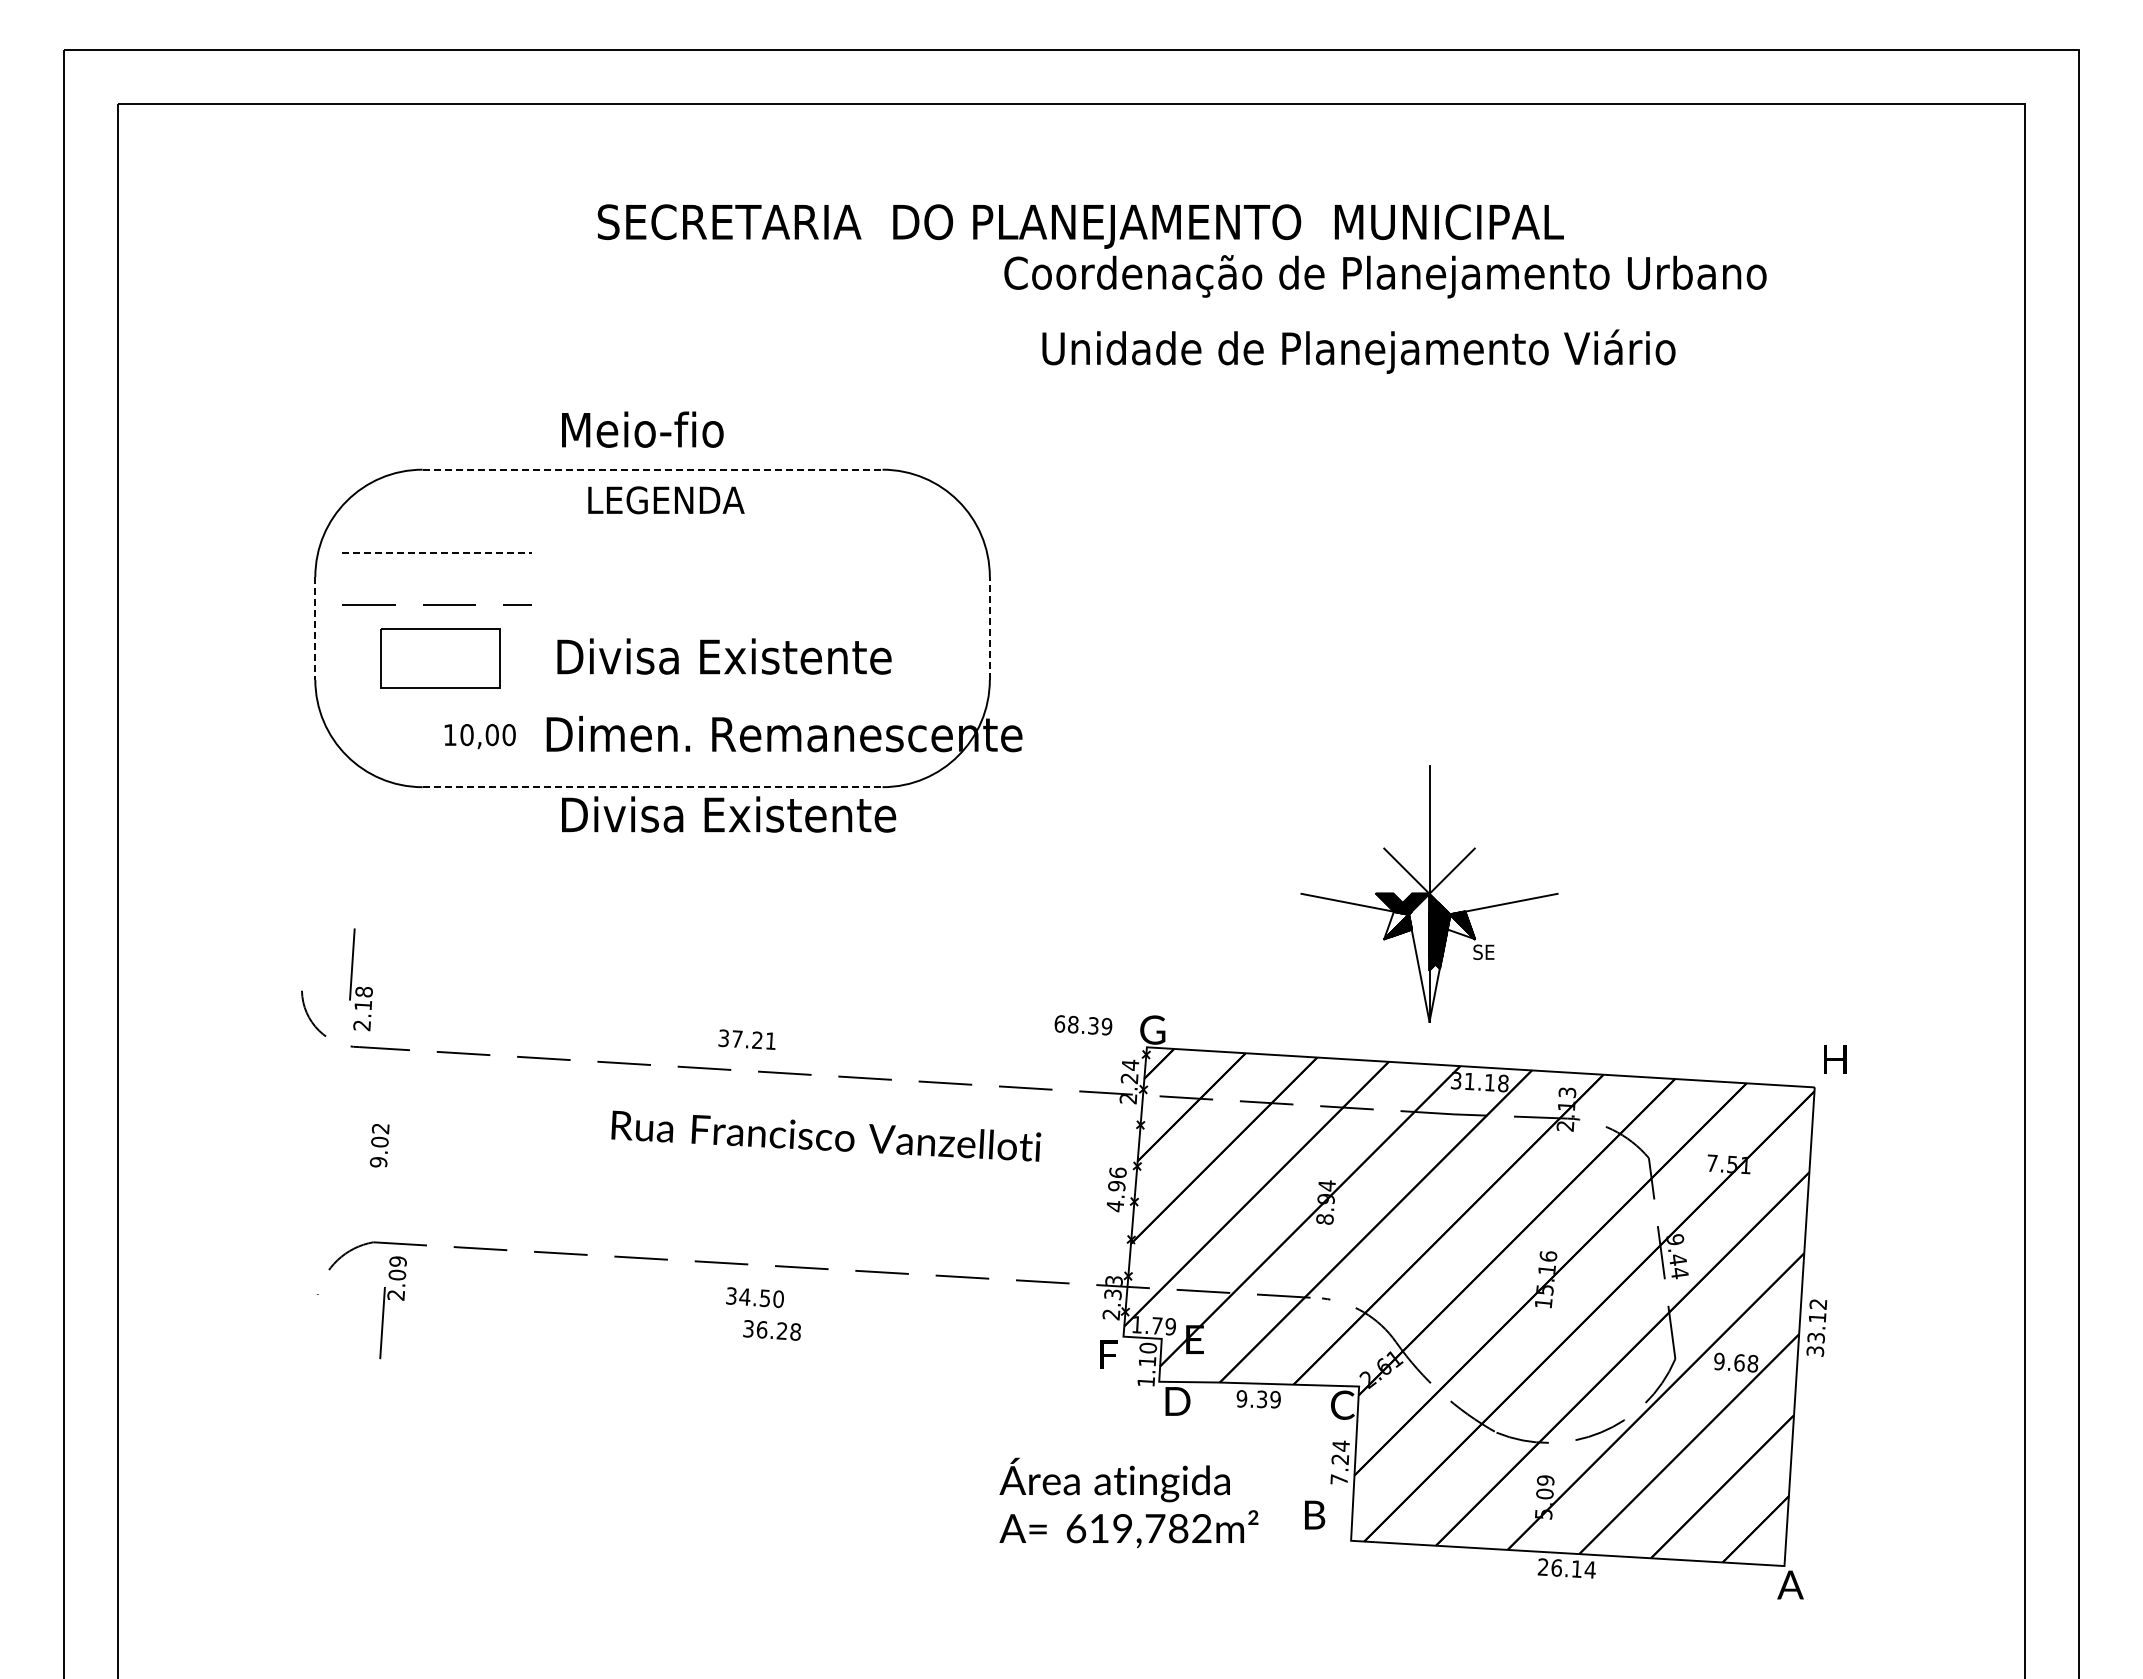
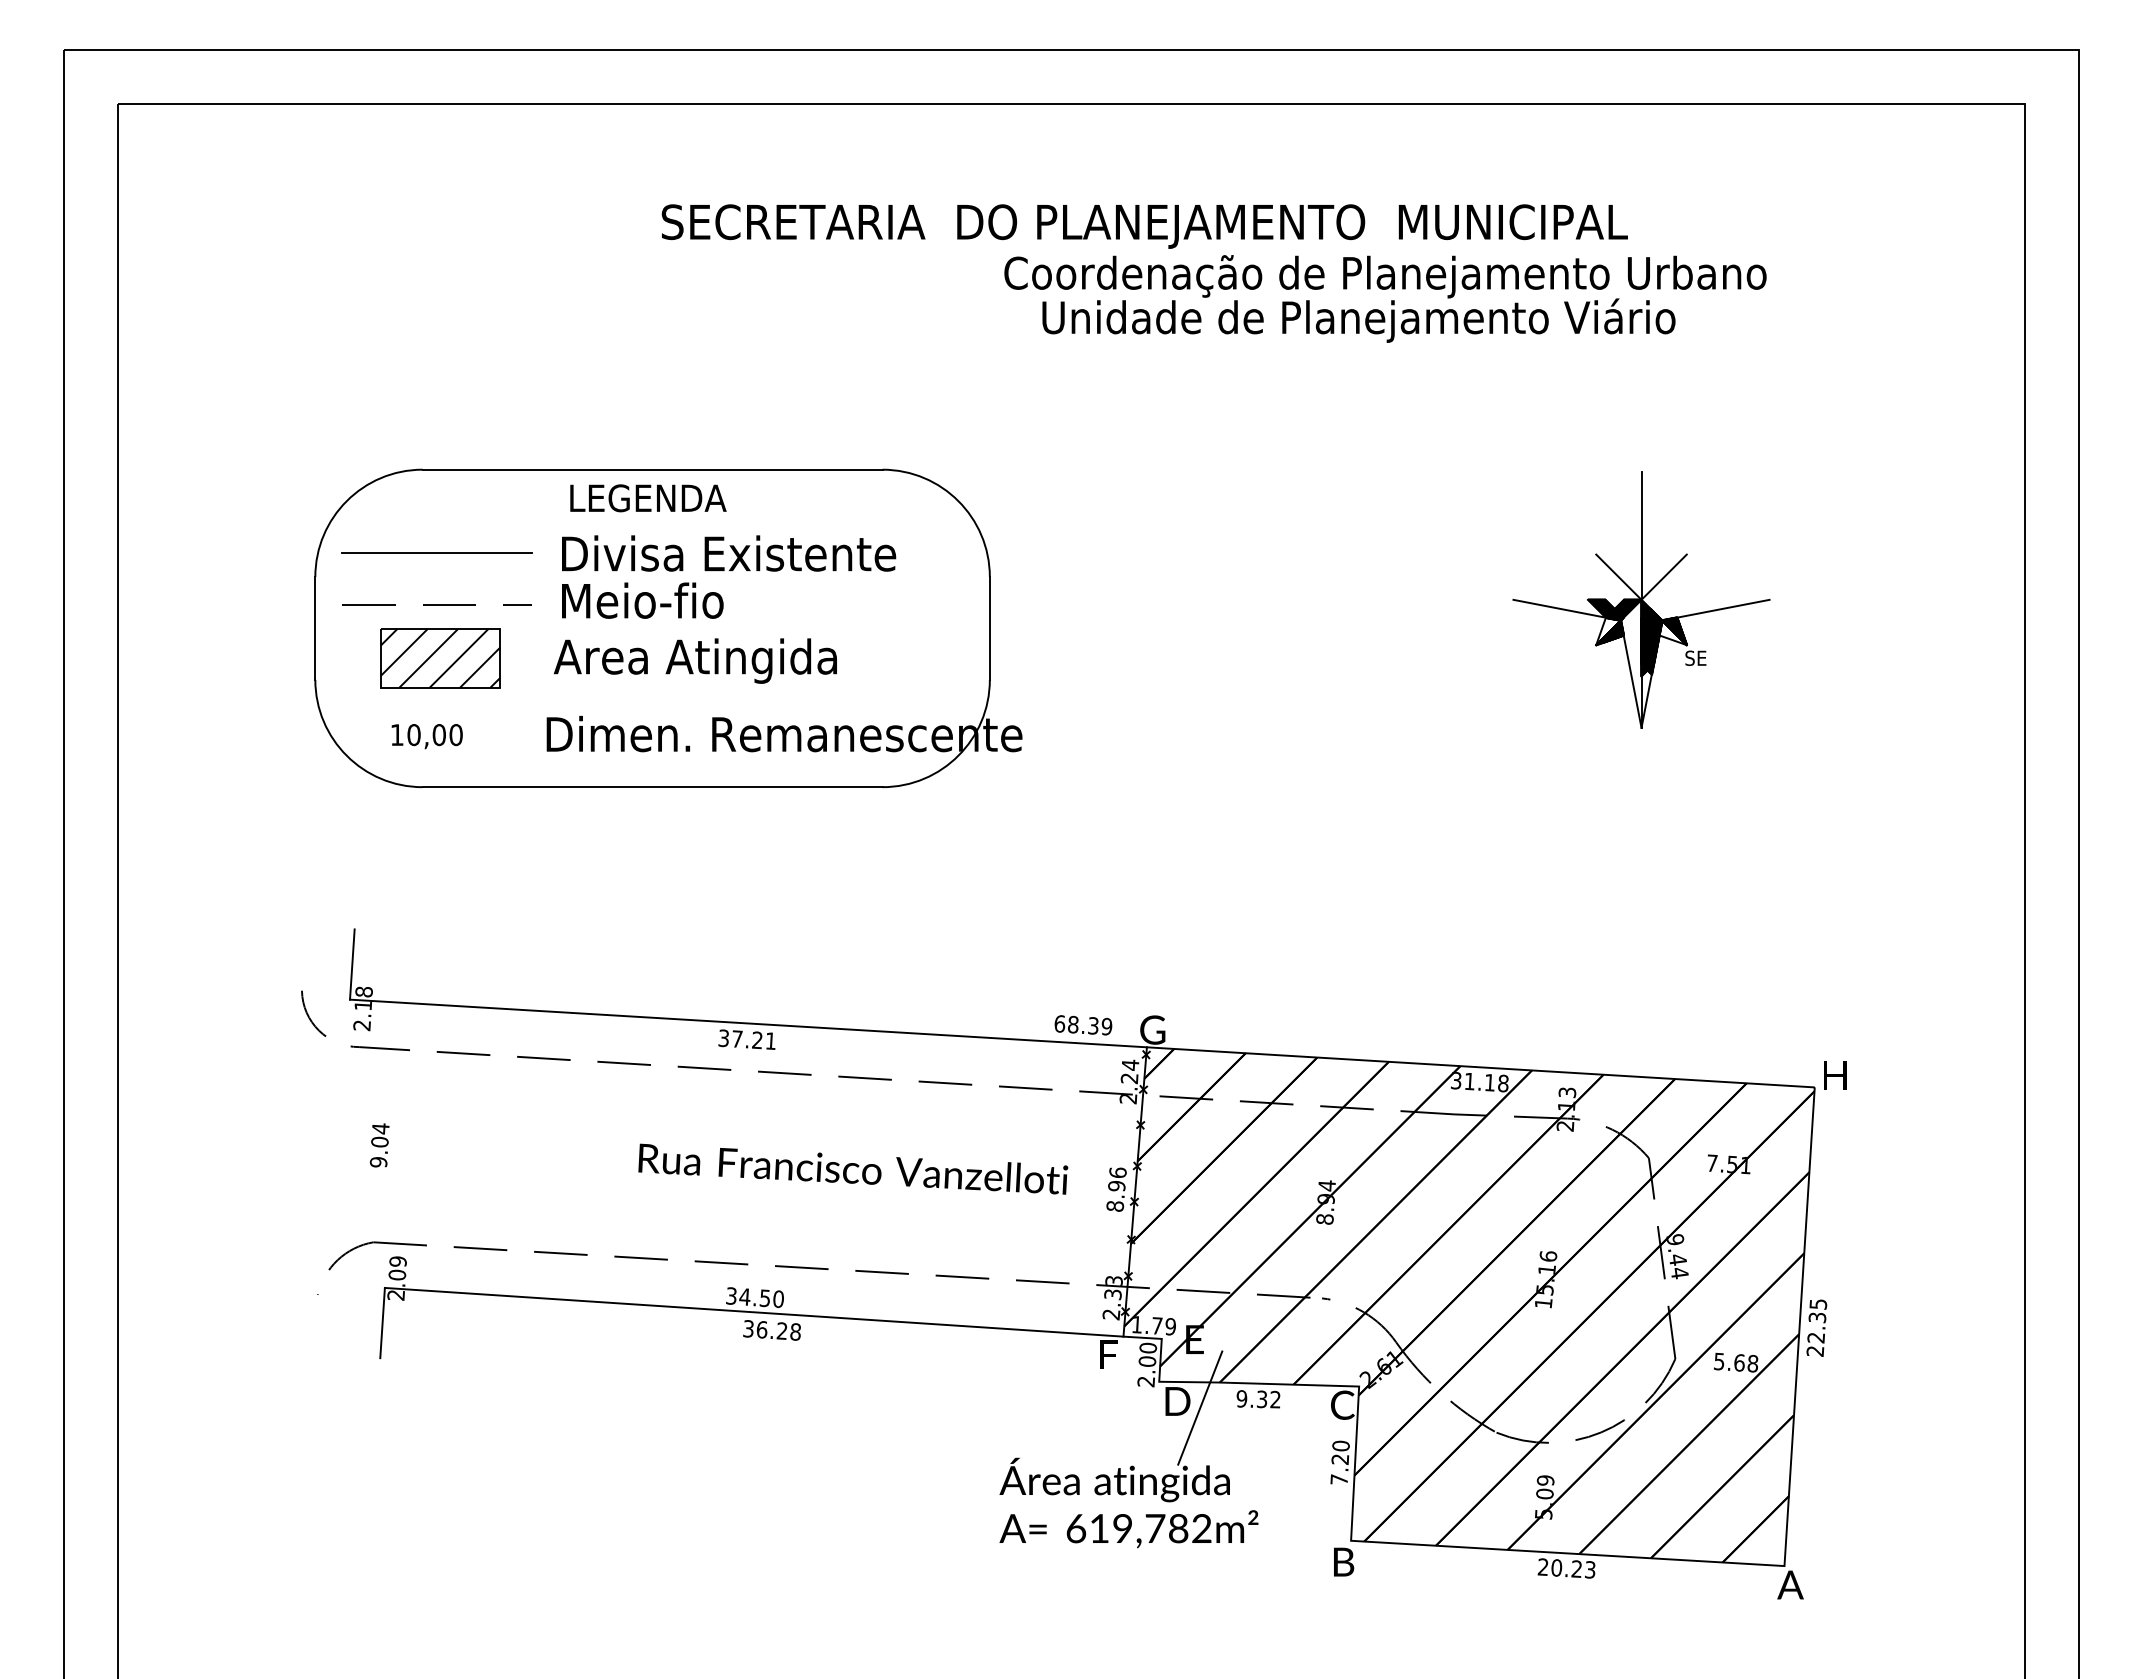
text position: (1080, 226) -> (1144, 226) (1144, 226)
text position: (1358, 351) -> (1358, 320) (1358, 320)
text position: (642, 429) -> (642, 600) (642, 600)
line: dashed -> solid (652, 469)
text position: (666, 500) -> (648, 498) (648, 498)
line: dashed -> solid (437, 552)
line: dashed -> solid (989, 627)
line: dashed -> solid (315, 628)
hatch: none -> present (440, 658)
text: Divisa Existente -> Area Atingida (722, 660)
text position: (479, 736) -> (426, 736) (426, 736)
line: dashed -> solid (652, 787)
text position: (729, 814) -> (729, 553) (729, 553)
part position: (1429, 893) -> (1641, 599) (1641, 599)
line: none -> present (748, 1023)
text position: (1835, 1059) -> (1835, 1075) (1835, 1075)
text: 9.02 -> 9.04 (380, 1128)
text position: (826, 1135) -> (853, 1168) (853, 1168)
text: 4.96 -> 8.96 (1115, 1206)
line: none -> present (753, 1311)
text: 33.12 -> 22.35 (1816, 1327)
text: 9.68 -> 5.68 (1719, 1361)
text: 1.10 -> 2.00 (1146, 1371)
text: 9.39 -> 9.32 (1275, 1399)
line: none -> present (1200, 1407)
text: 7.24 -> 7.20 (1340, 1445)
text position: (1315, 1514) -> (1344, 1561) (1344, 1561)
text: 26.14 -> 20.23 (1573, 1568)
